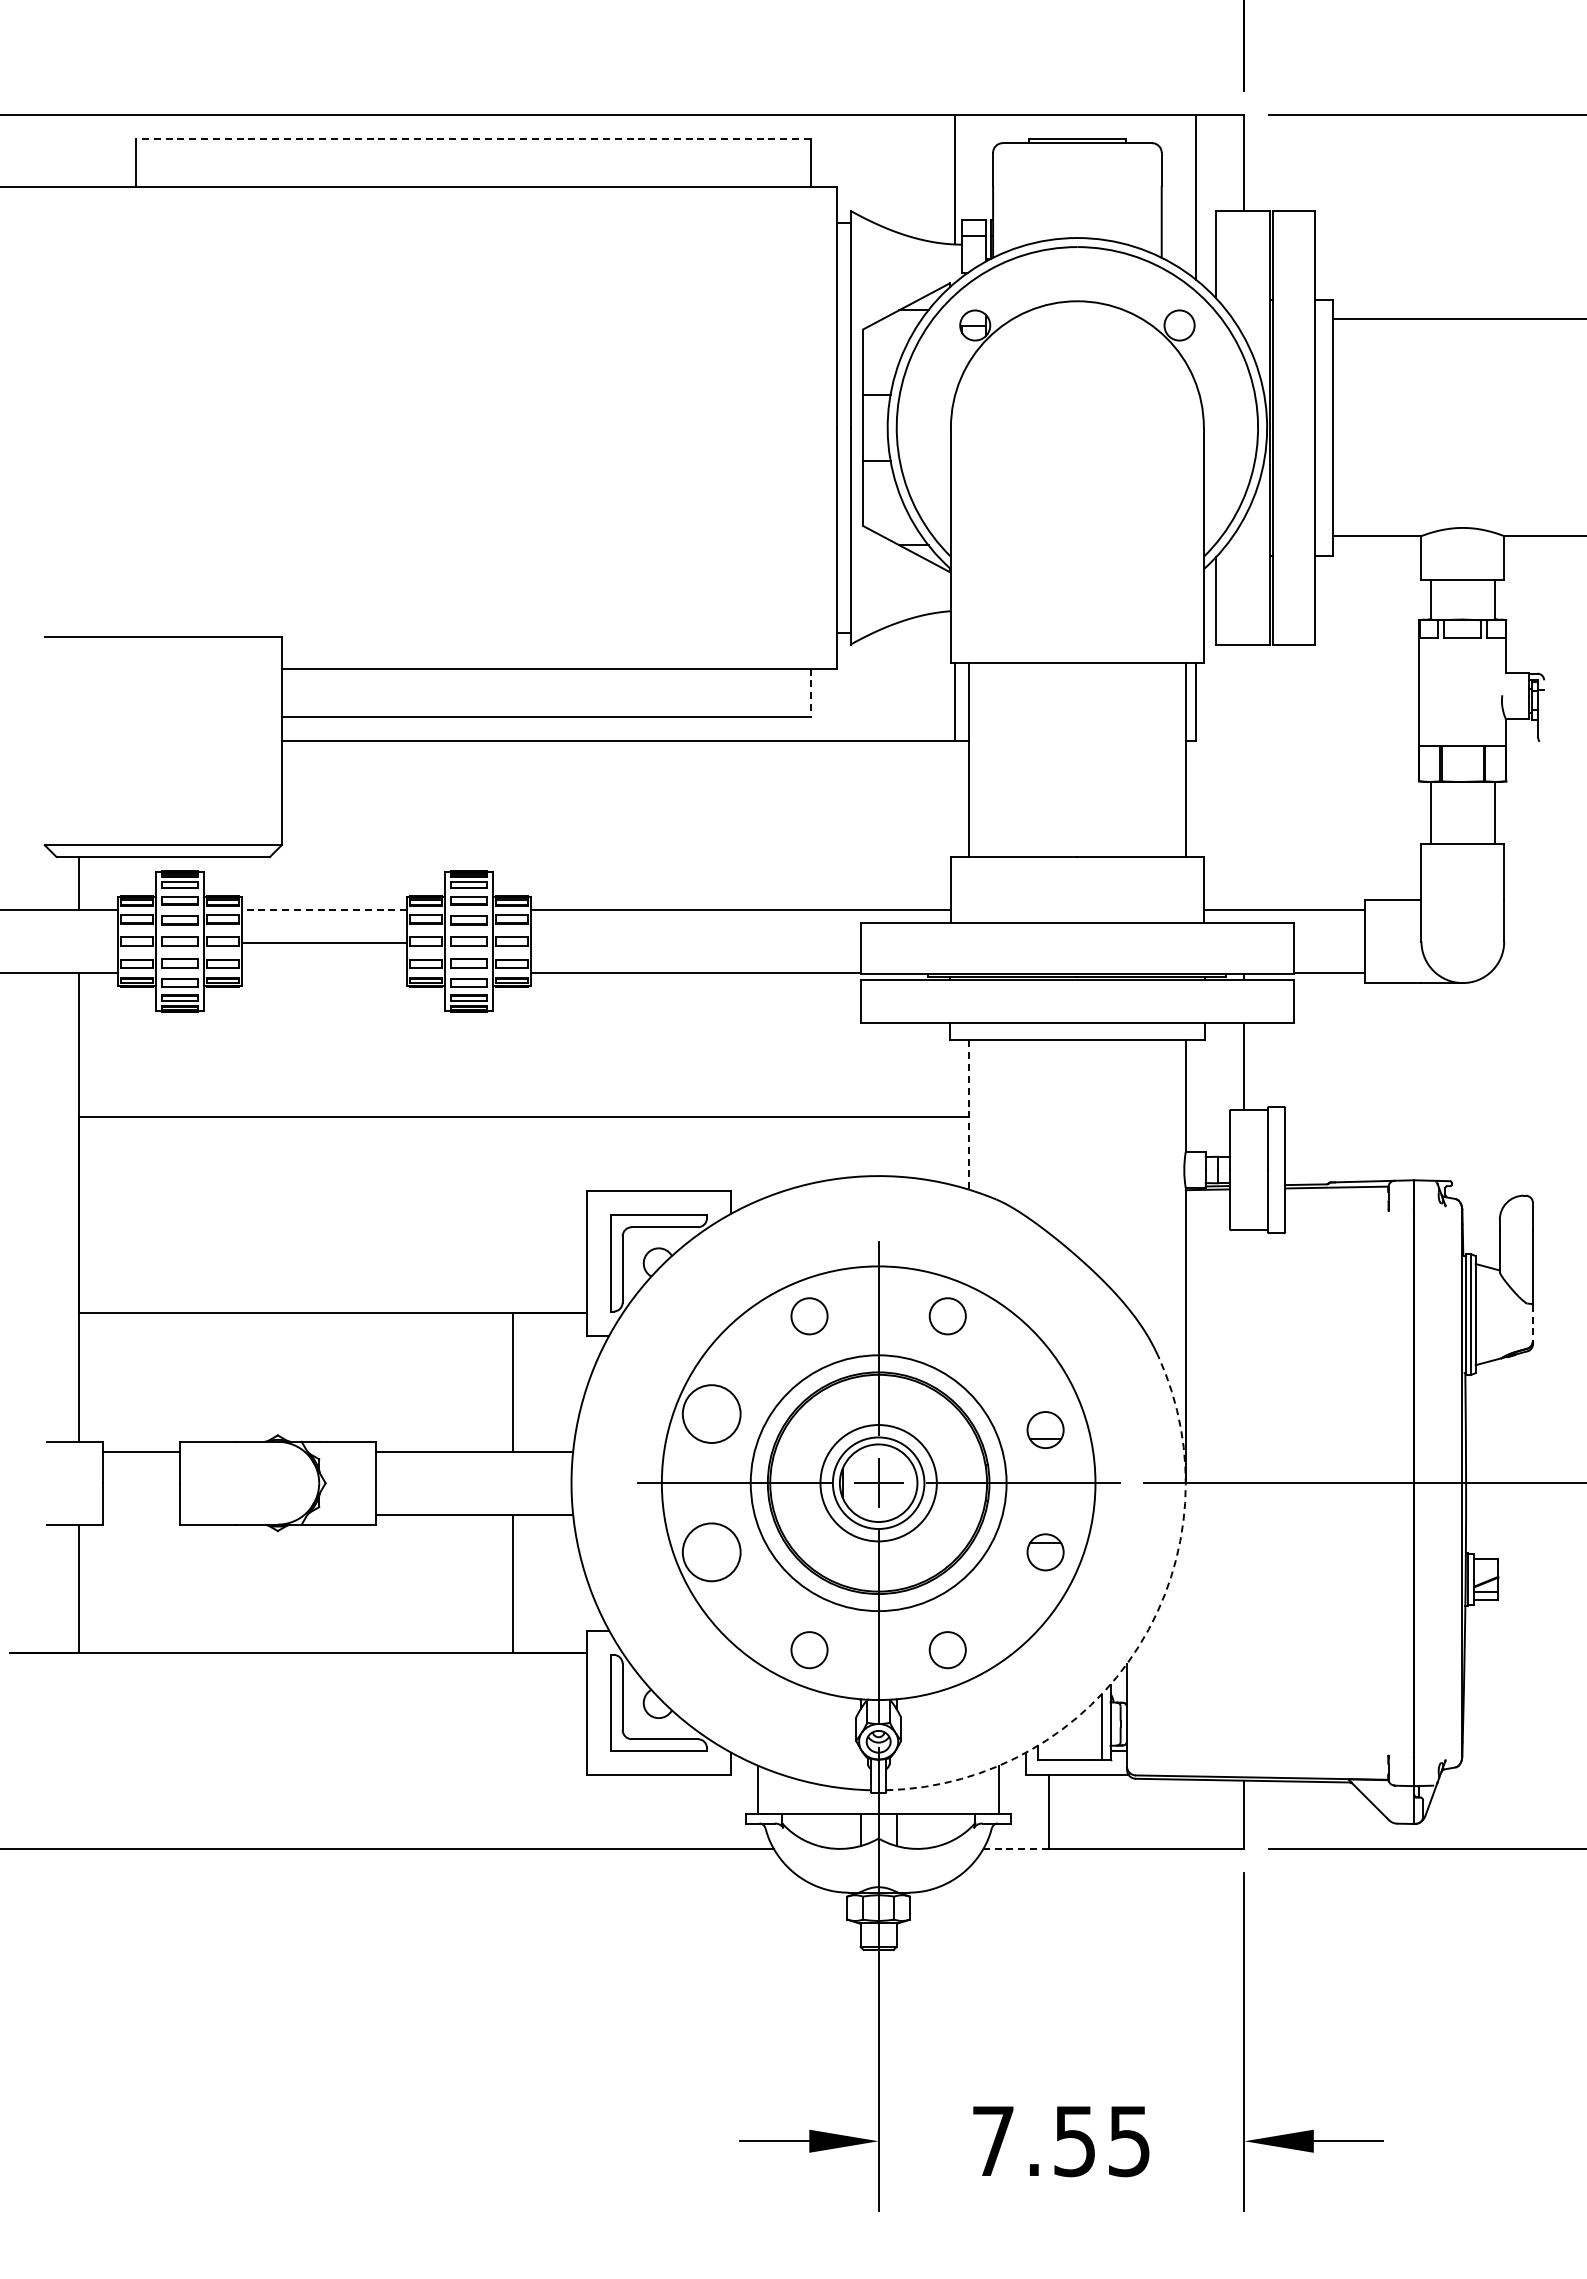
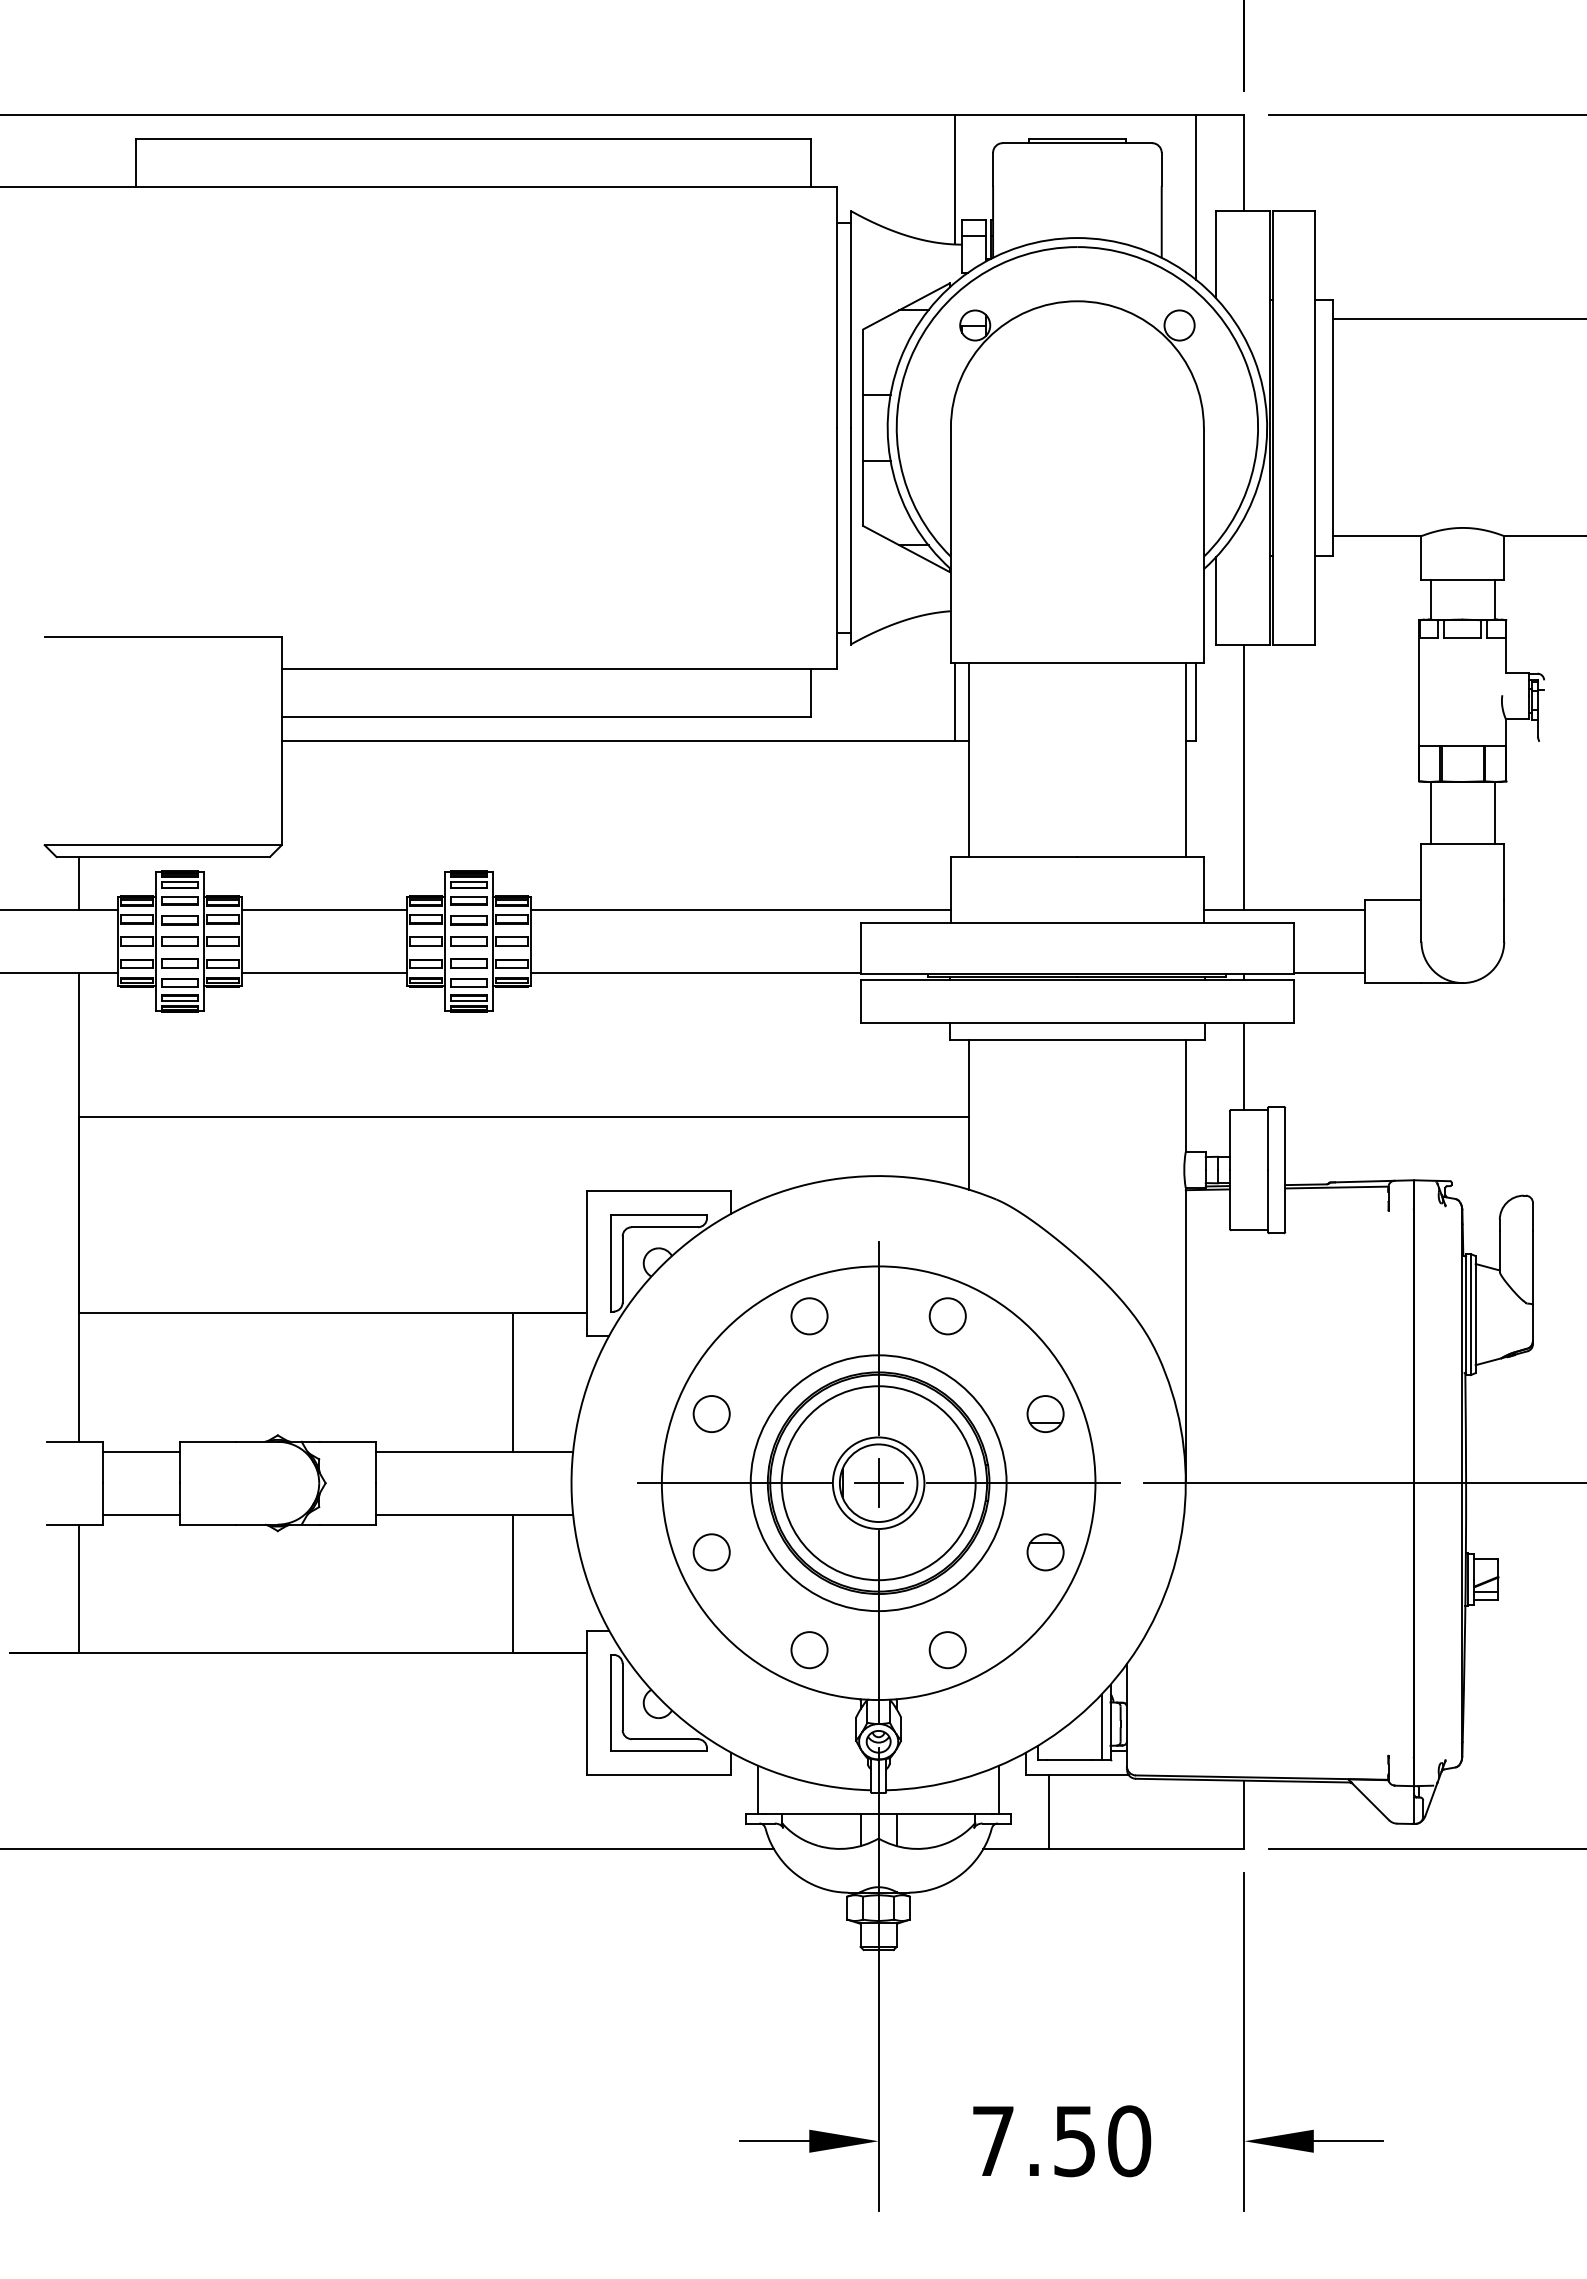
line: dashed -> solid (473, 138)
line: dashed -> solid (810, 693)
line: none -> present (1244, 777)
line: dashed -> solid (324, 910)
line position: (324, 943) -> (324, 973) (324, 973)
line: dashed -> solid (969, 1115)
line: dashed -> solid (1532, 1323)
circle diameter: 58 px -> 36 px (711, 1414)
part position: (1045, 1429) -> (1045, 1413) (1045, 1413)
circle diameter: 116 px -> 194 px (878, 1483)
line: none -> present (141, 1514)
circle diameter: 58 px -> 36 px (711, 1552)
arc: dashed -> solid (1138, 1646)
line: dashed -> solid (1016, 1849)
text: 7.55 -> 7.50 (1129, 2141)
